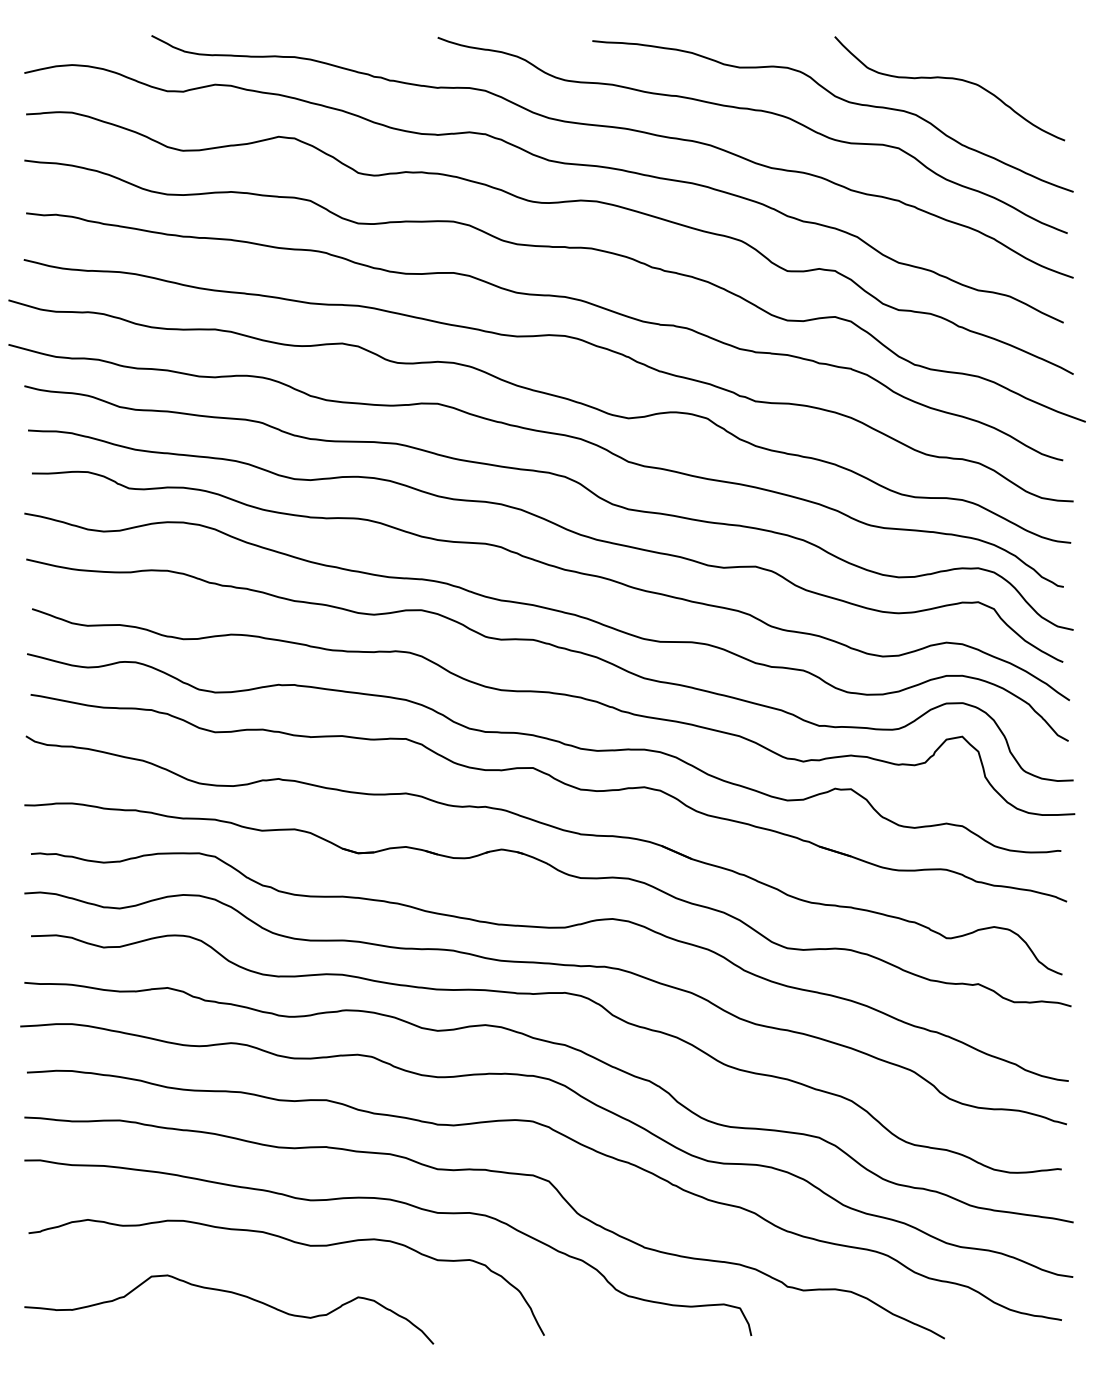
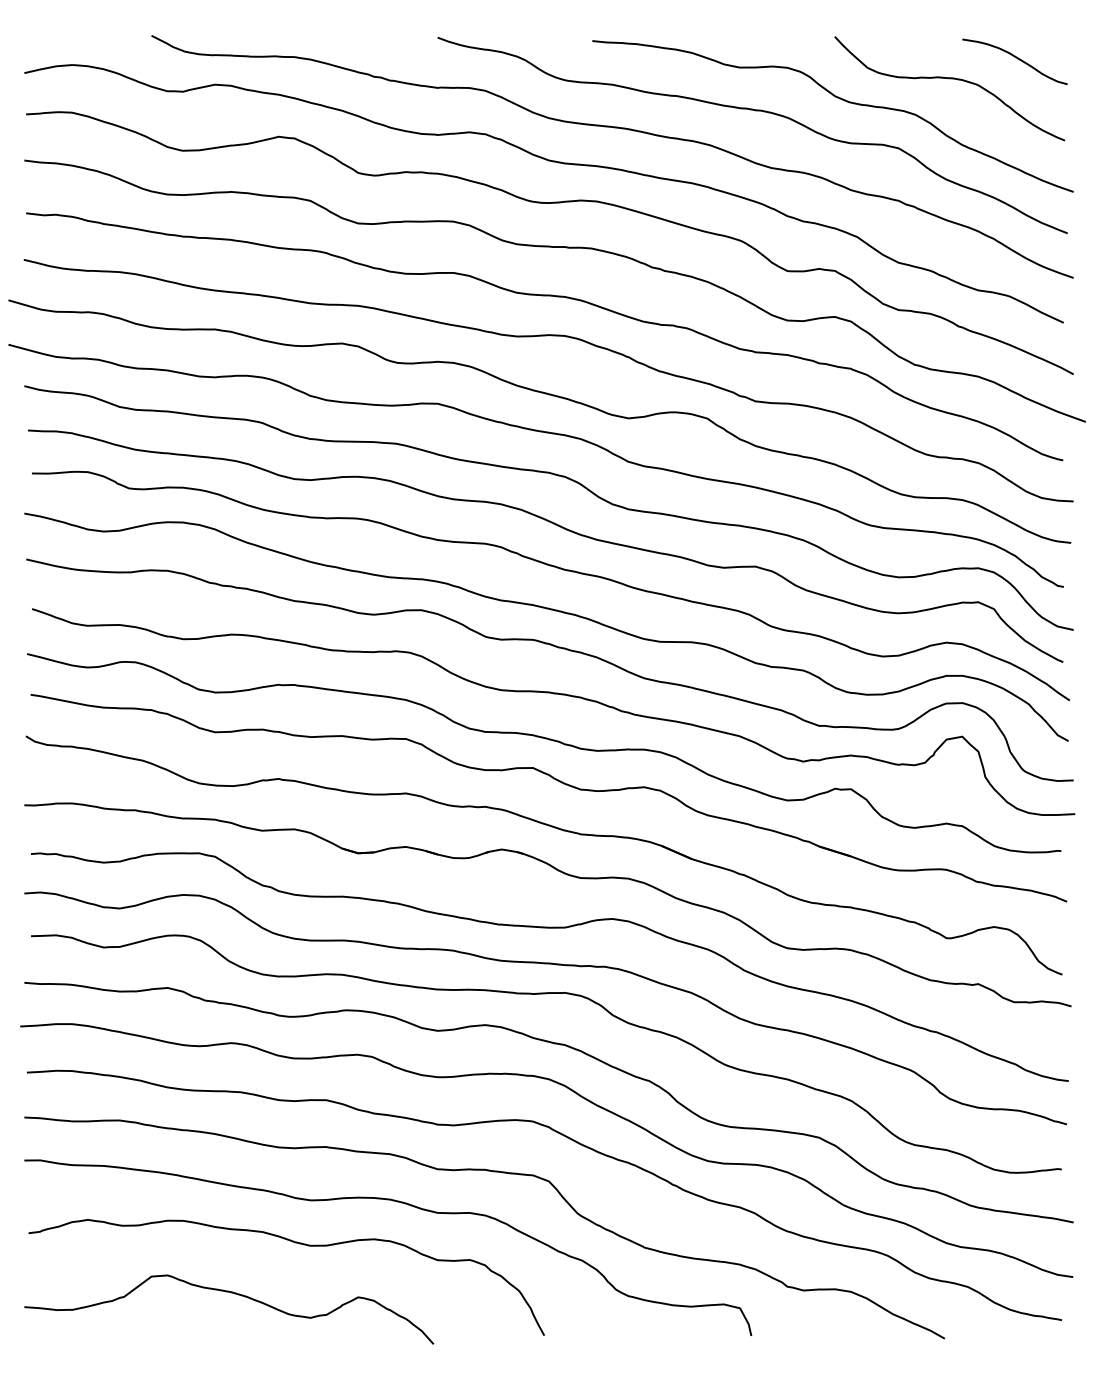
curve: none -> present (1016, 58)
